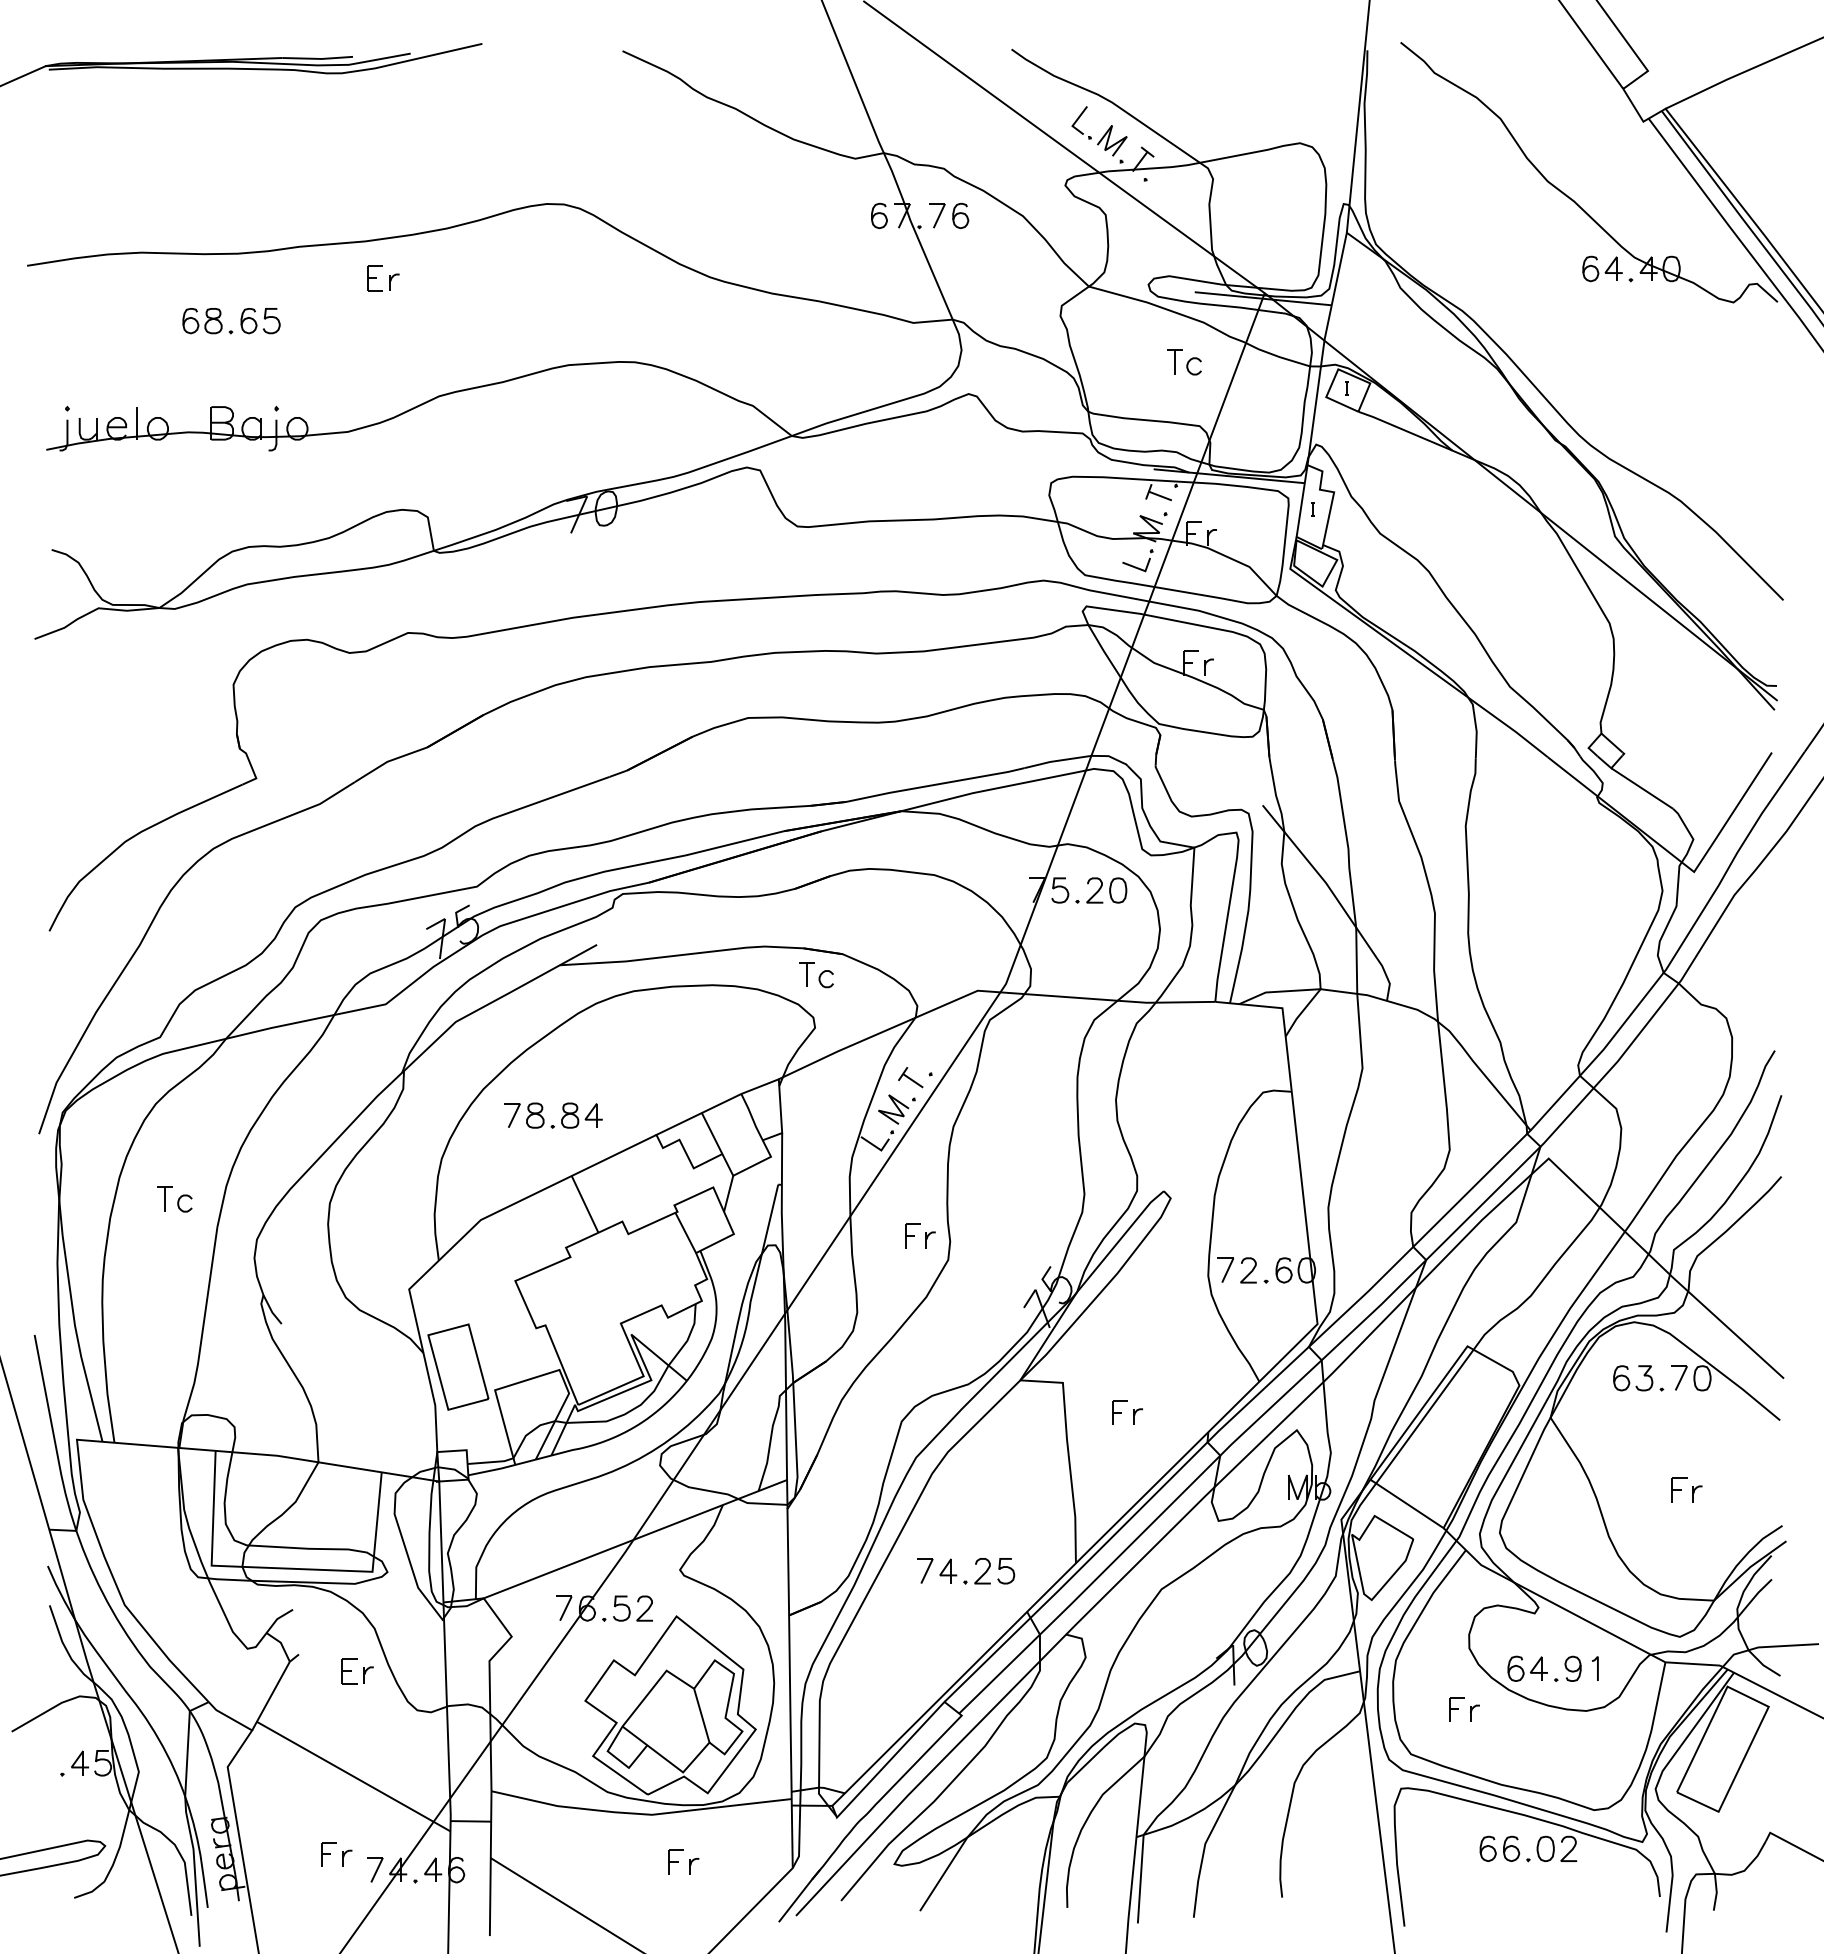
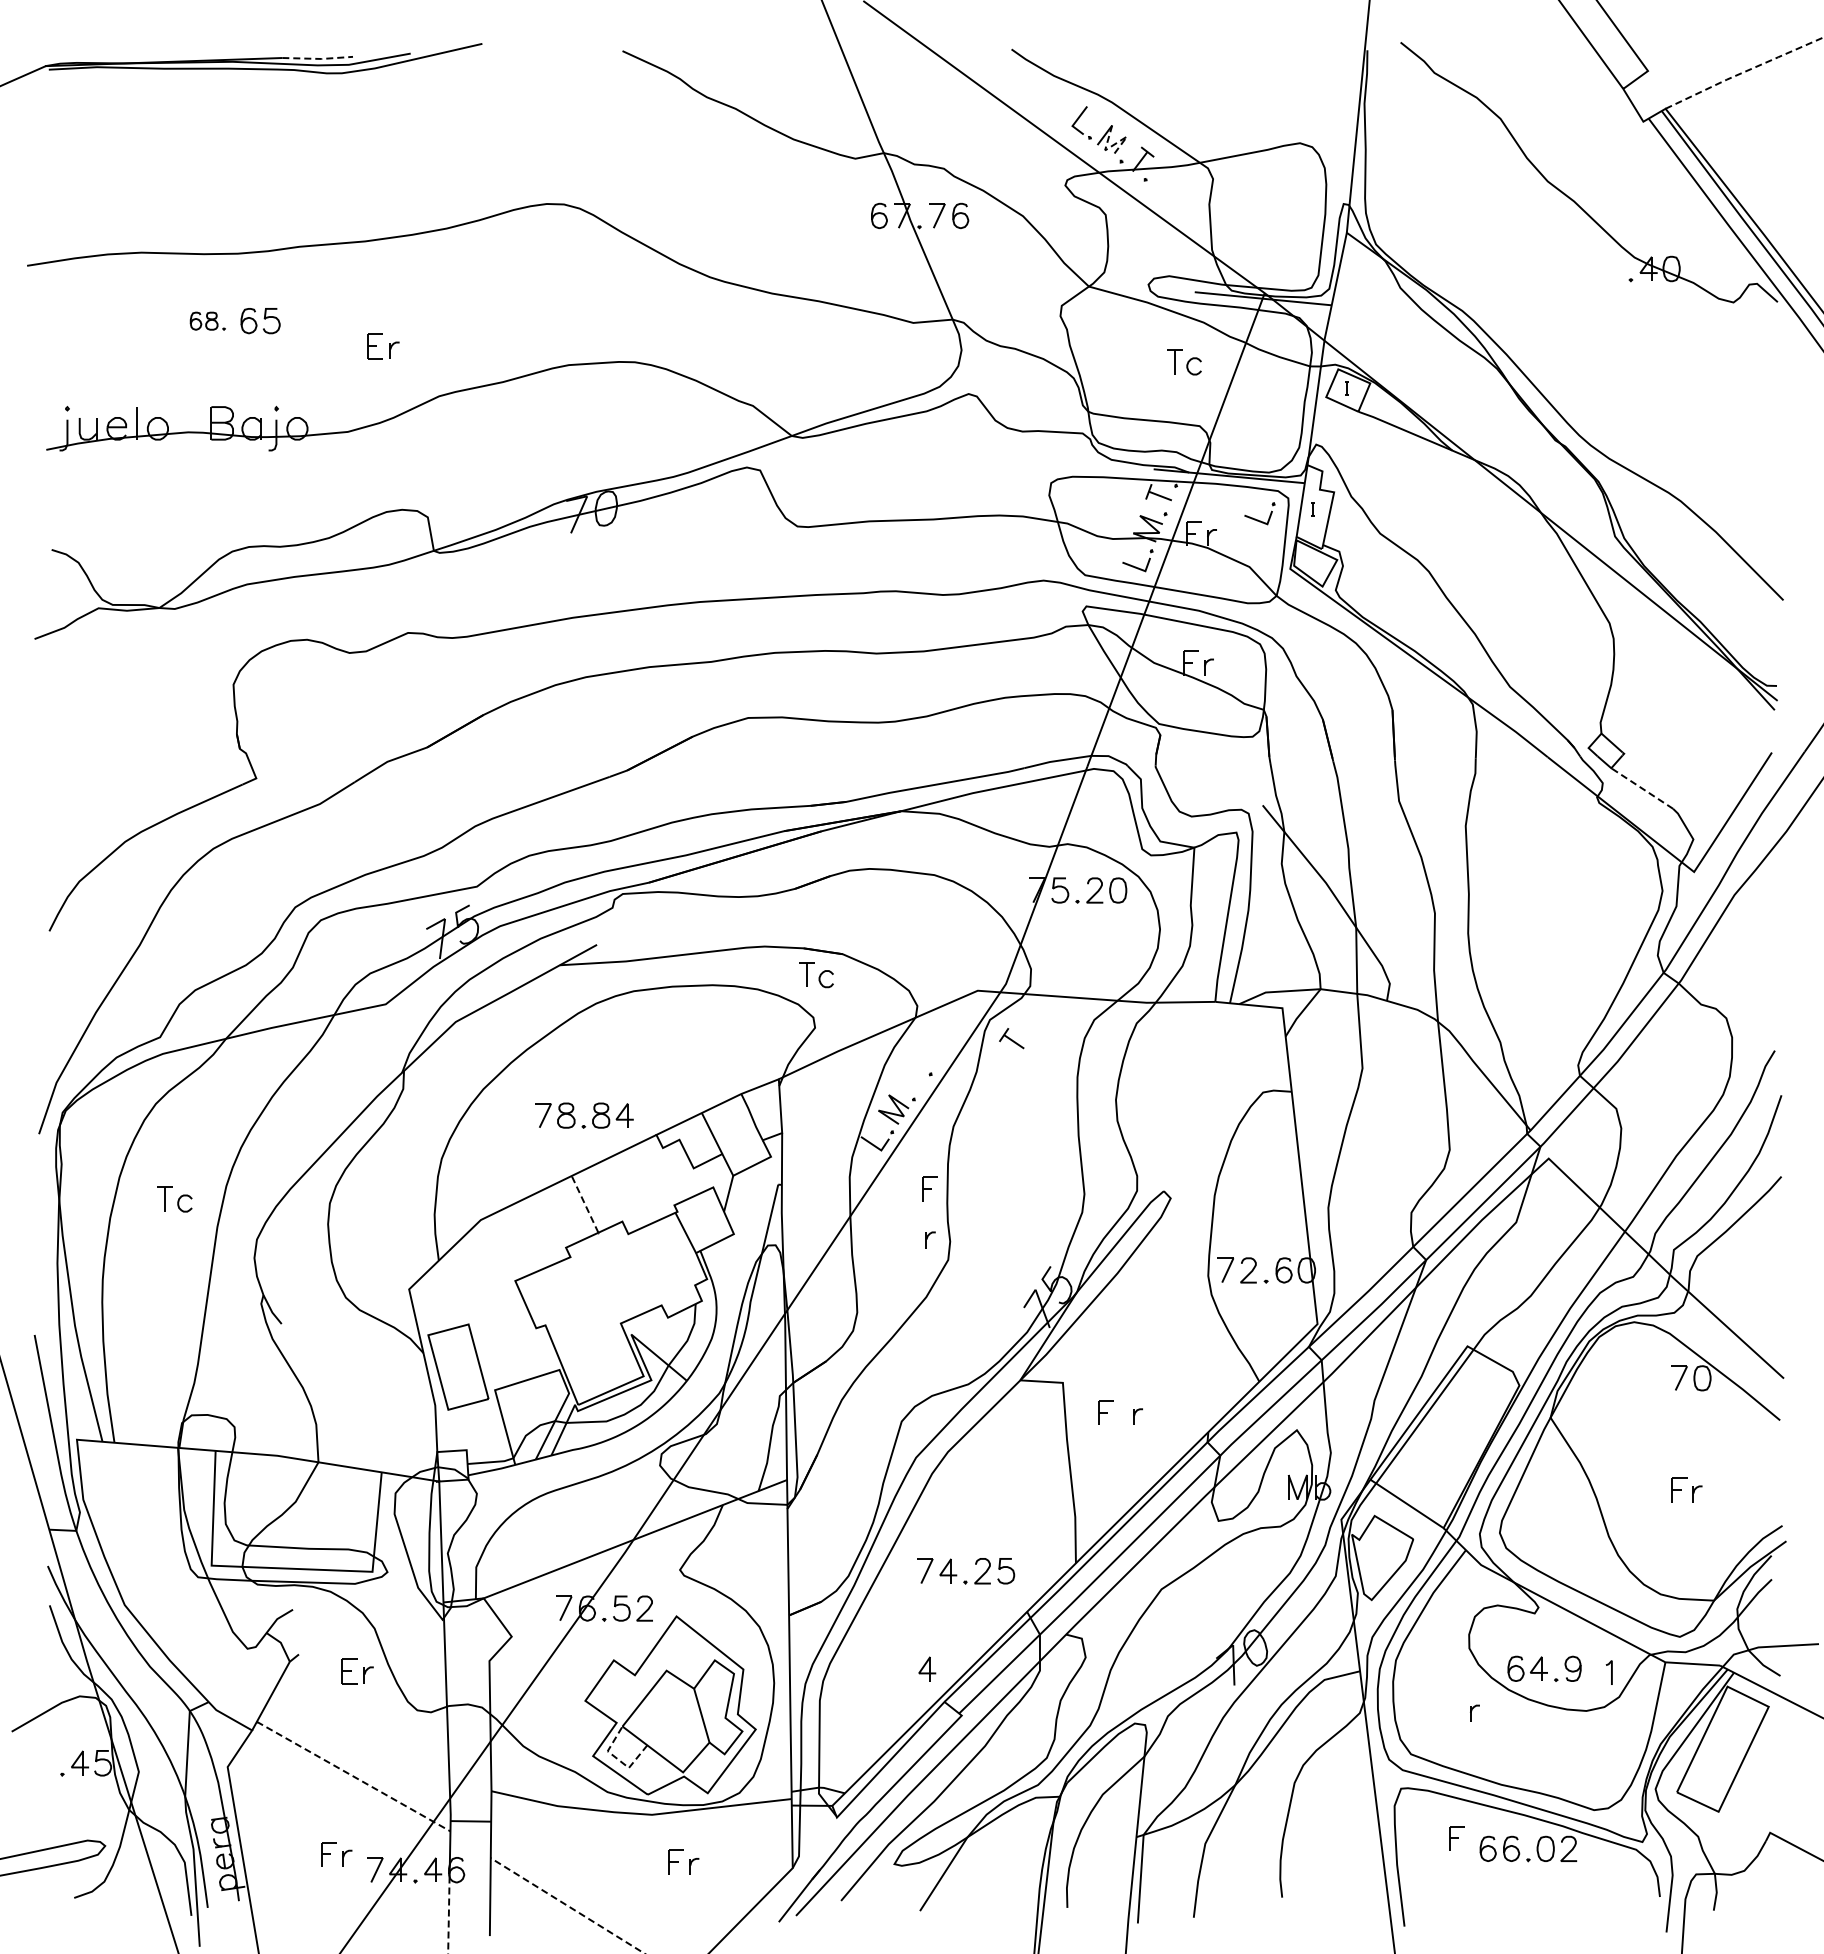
line: solid -> dashed (318, 58)
line: solid -> dashed (1744, 72)
line: solid -> dashed (1116, 143)
part: present -> none (1602, 268)
part position: (383, 278) -> (383, 346) (383, 346)
part size: 52x27 px -> 37x20 px (207, 320)
part: none -> present (1258, 519)
line: solid -> dashed (1642, 788)
part position: (910, 1077) -> (1011, 1038) (1011, 1038)
part position: (561, 1118) -> (592, 1118) (592, 1118)
line: solid -> dashed (585, 1204)
part position: (912, 1235) -> (929, 1188) (929, 1188)
part: present -> none (1638, 1378)
part position: (1119, 1412) -> (1105, 1412) (1105, 1412)
part: none -> present (927, 1668)
line position: (1597, 1668) -> (1611, 1672) (1611, 1672)
part position: (1456, 1709) -> (1456, 1838) (1456, 1838)
line: solid -> dashed (618, 1759)
line: solid -> dashed (353, 1776)
line: solid -> dashed (566, 1905)
line: solid -> dashed (448, 1915)
